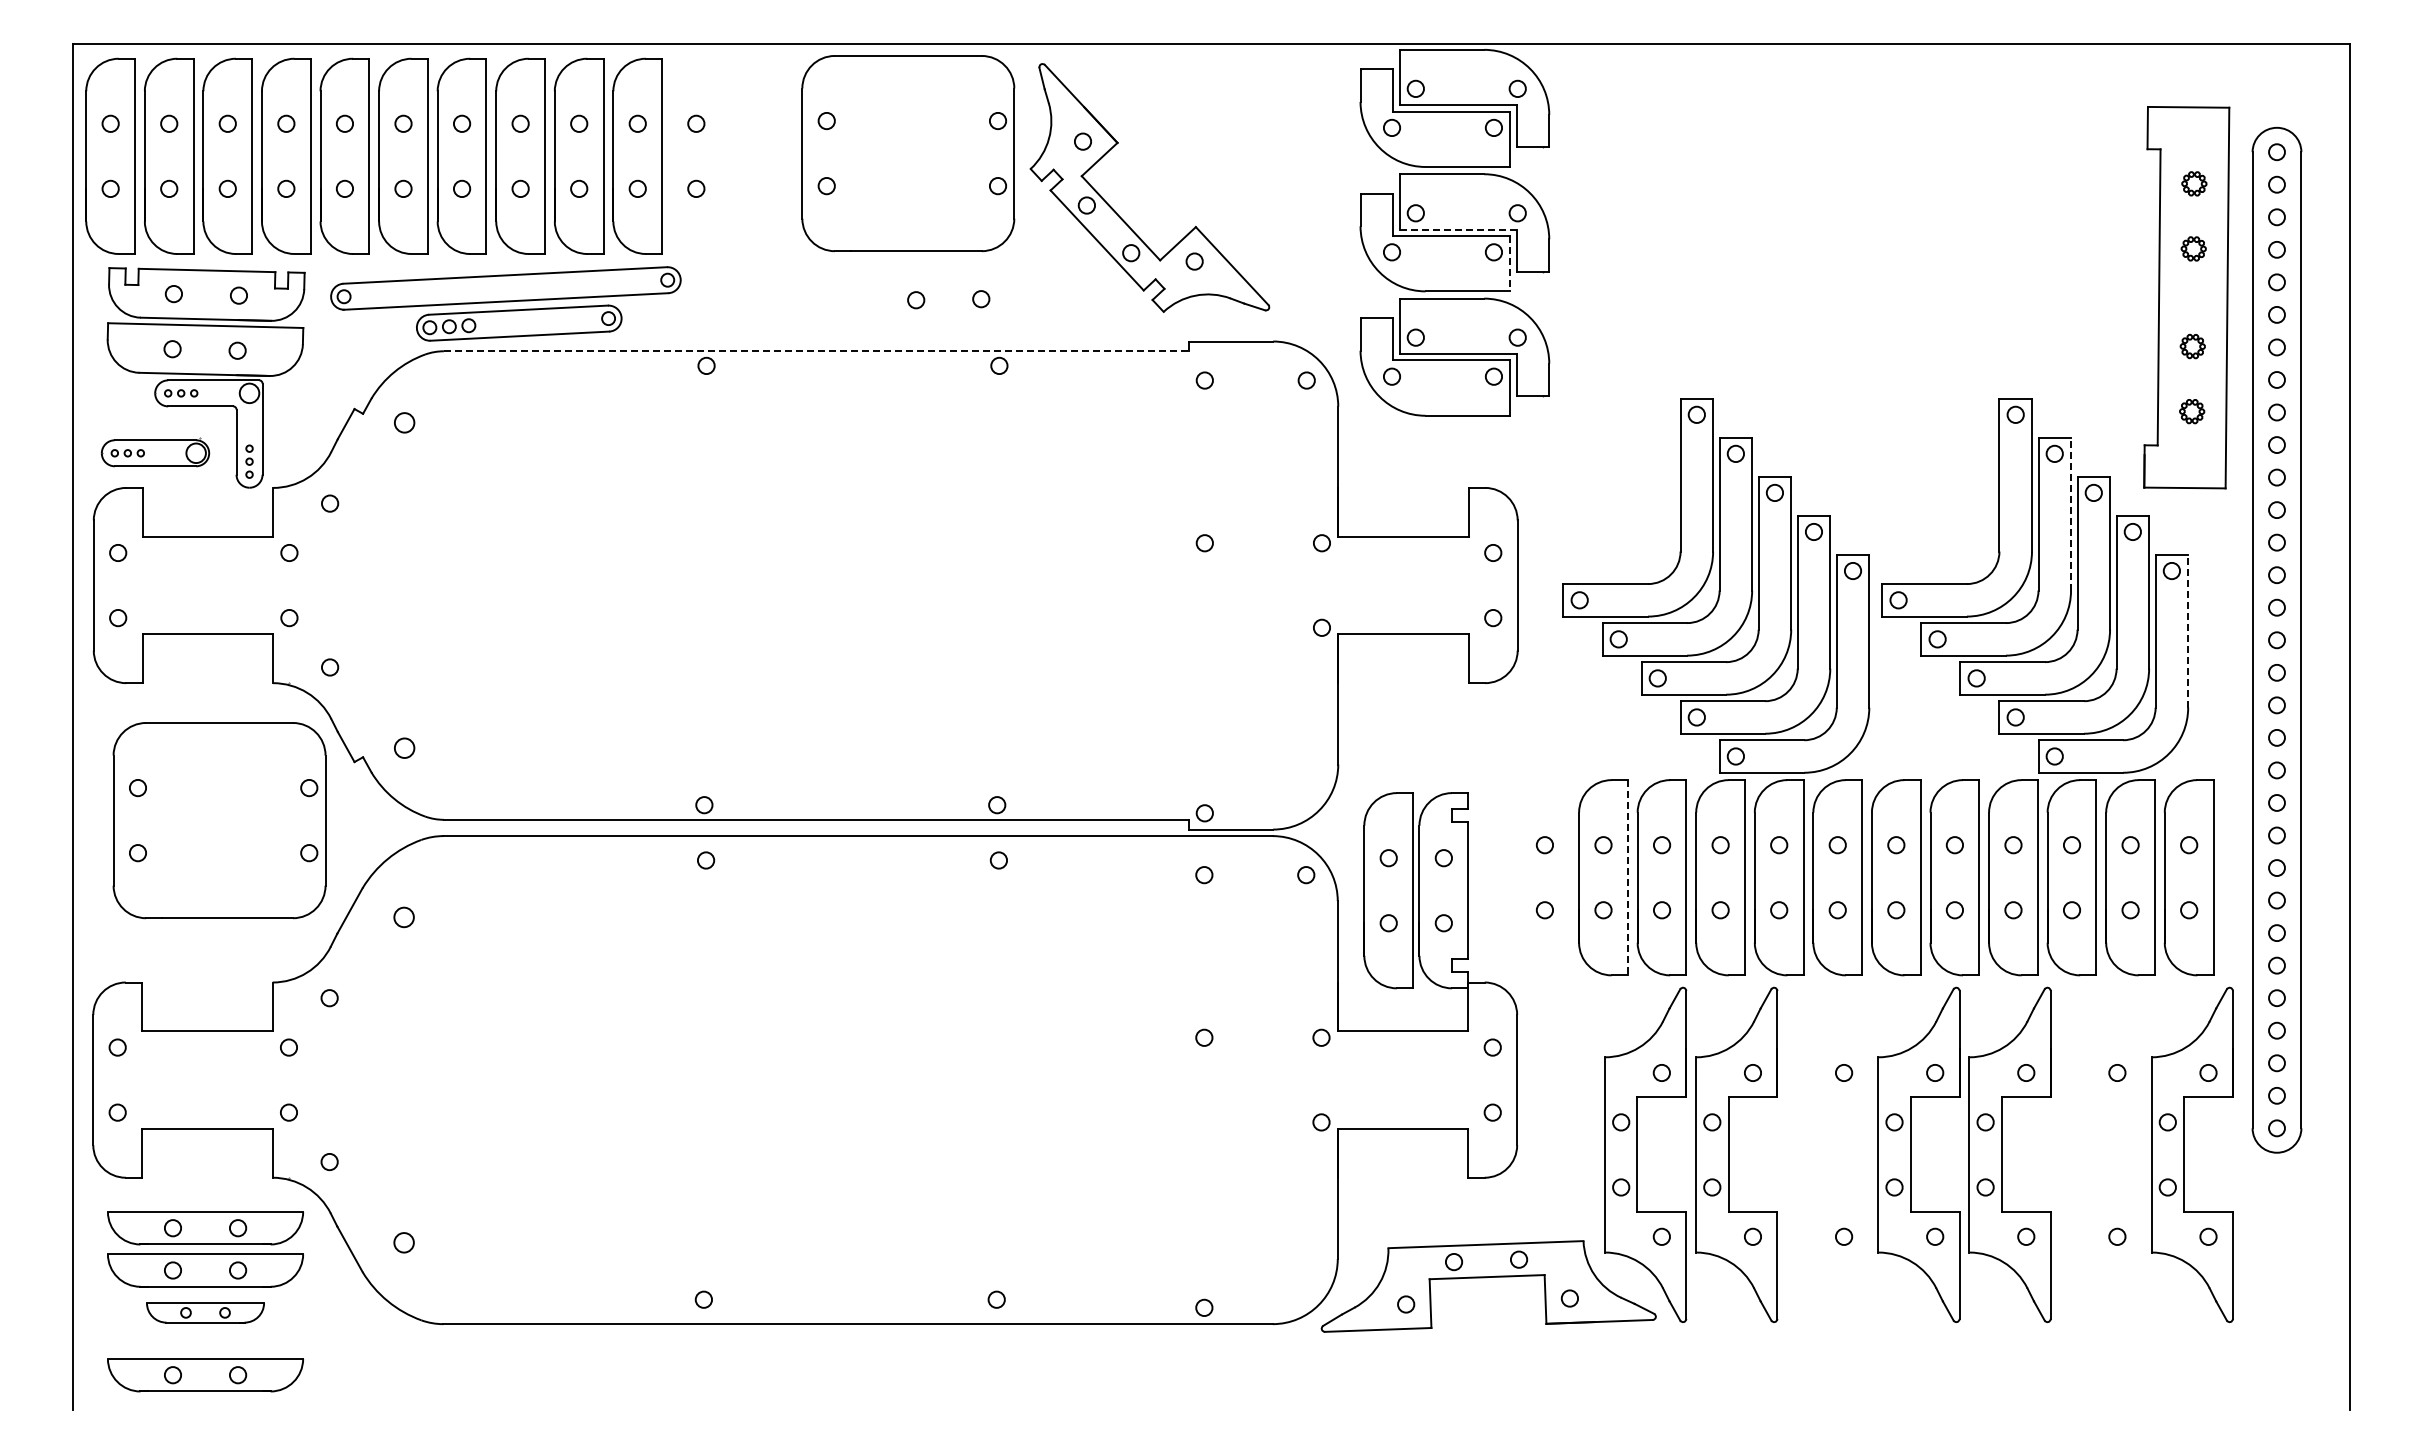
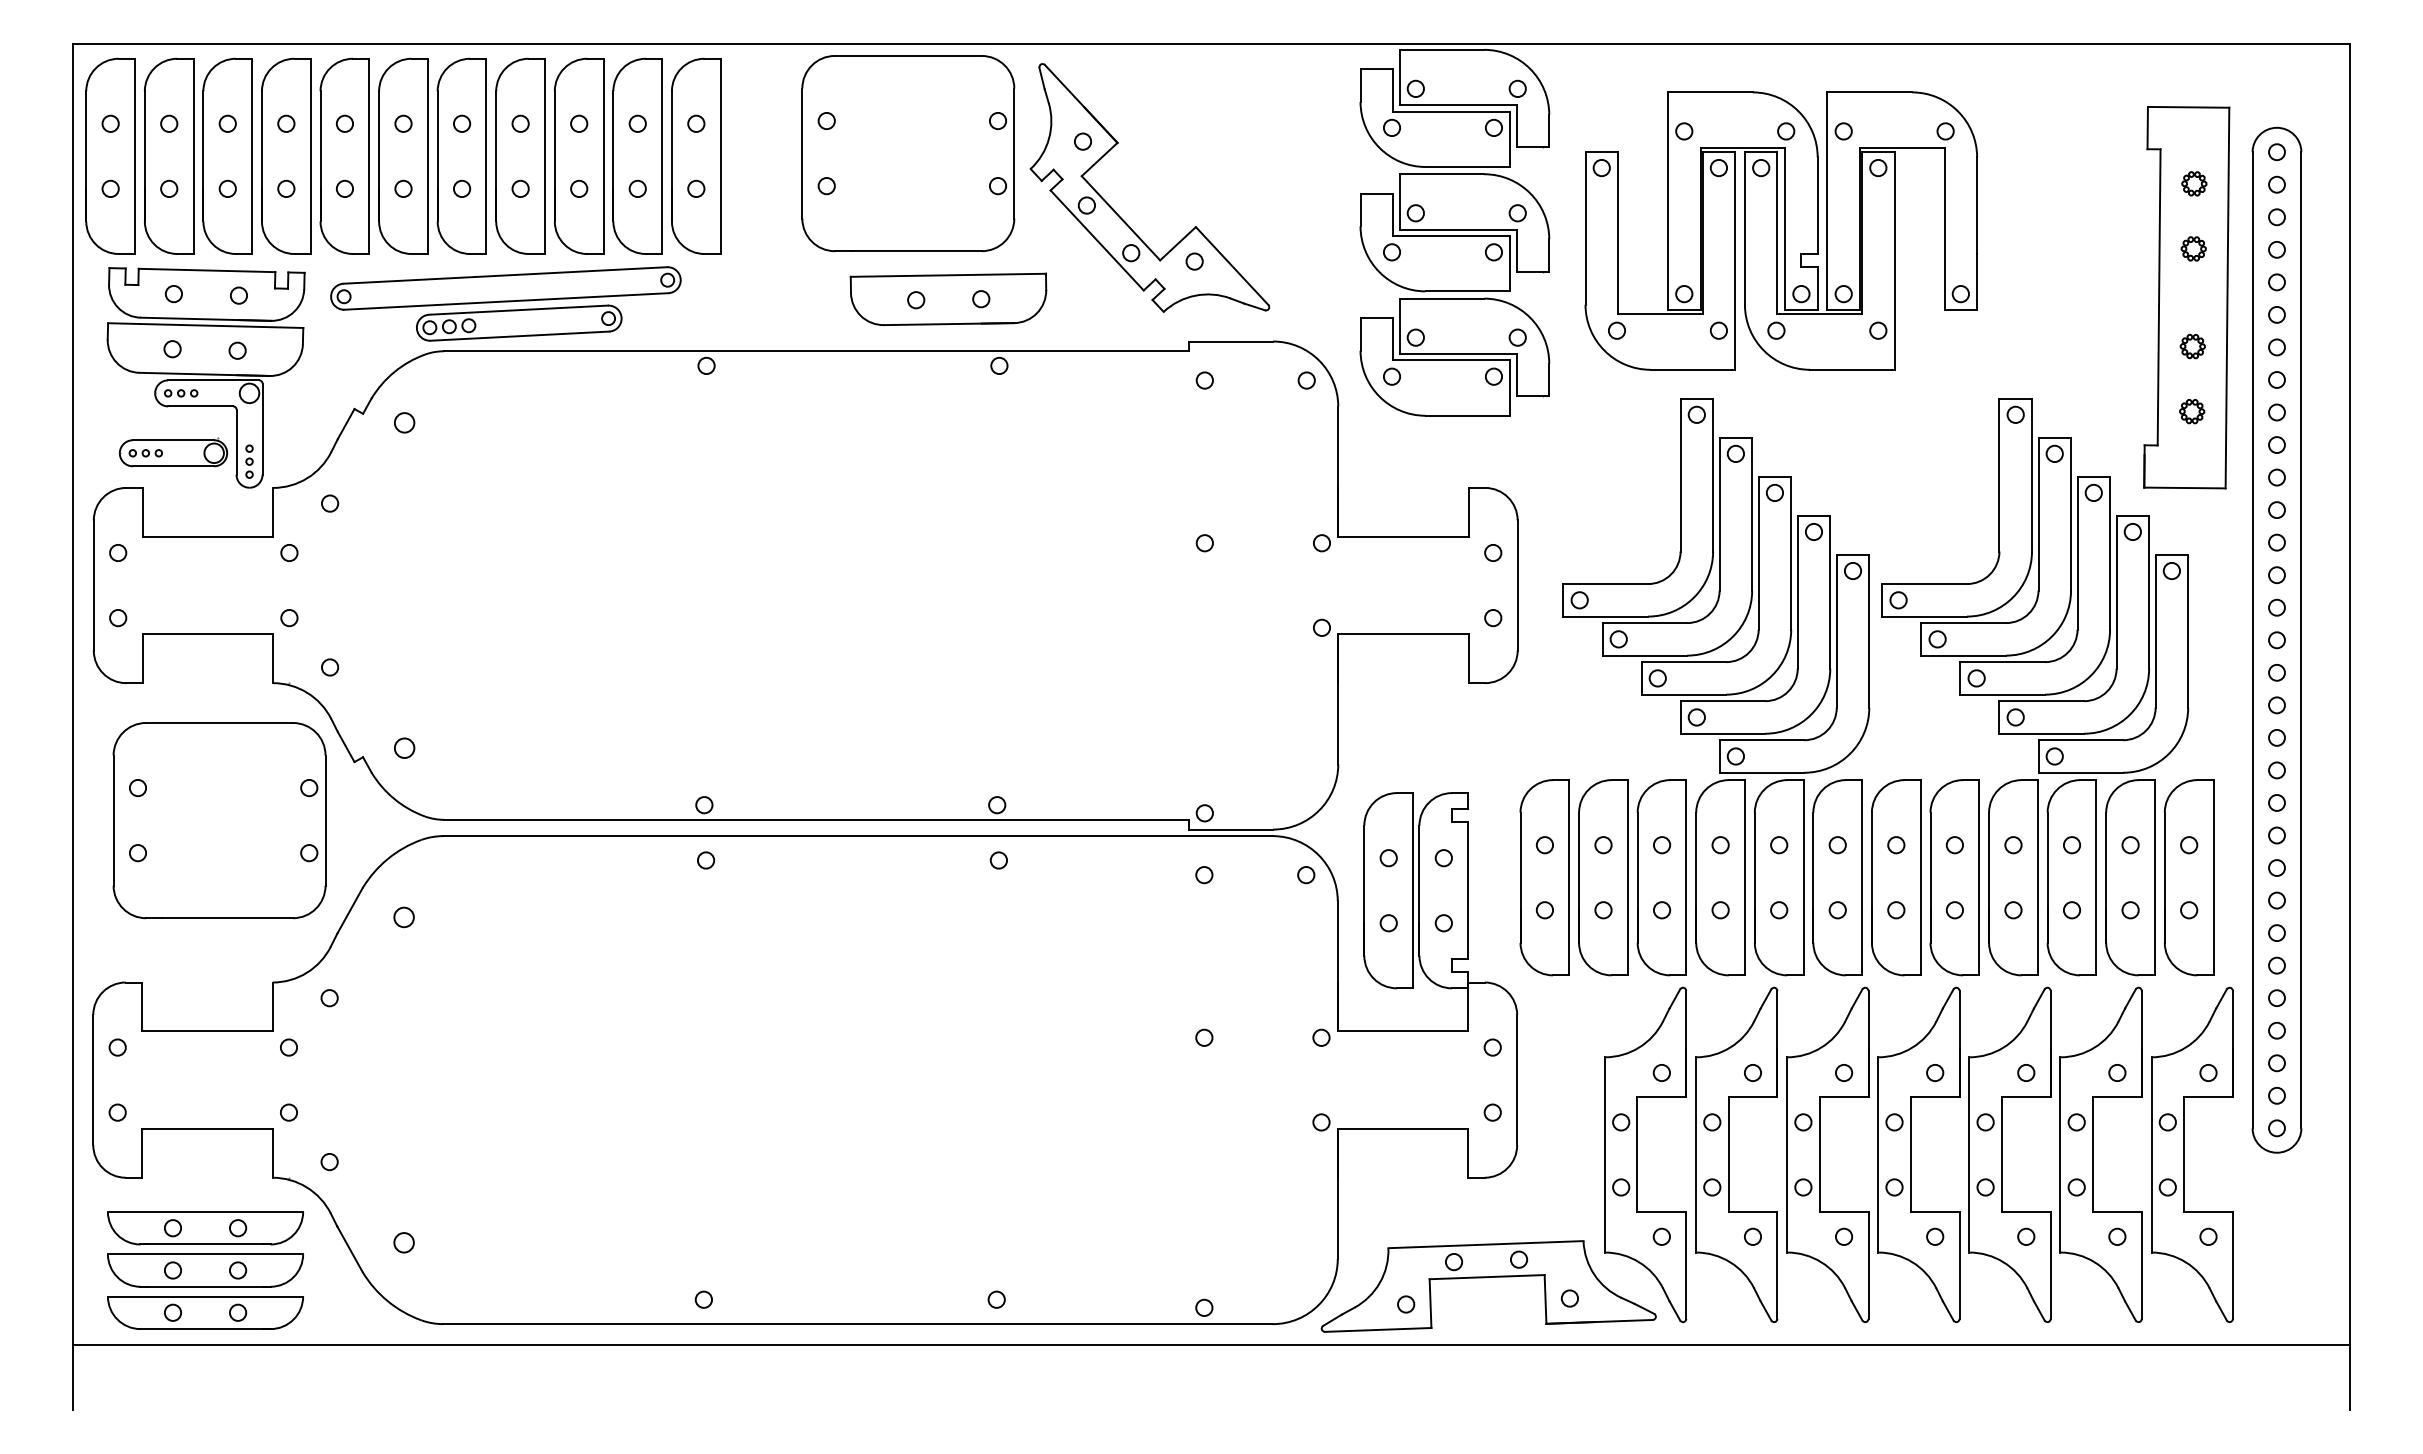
part: none -> present (696, 155)
line: dashed -> solid (1458, 229)
part: none -> present (1780, 230)
line: dashed -> solid (1510, 263)
part: none -> present (948, 299)
line: dashed -> solid (816, 351)
part position: (155, 452) -> (173, 452) (173, 452)
line: dashed -> solid (2071, 513)
line: dashed -> solid (2188, 630)
part: none -> present (1544, 877)
line: dashed -> solid (1627, 877)
part: none -> present (1820, 1154)
part: none -> present (2093, 1154)
part size: 119x22 px -> 197x34 px (205, 1312)
line: none -> present (1211, 1345)
part: present -> none (205, 1375)
